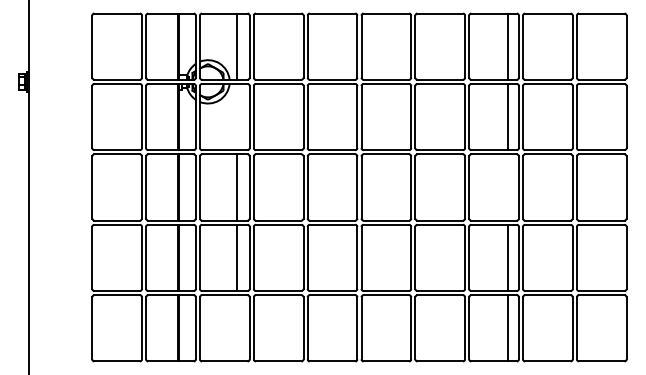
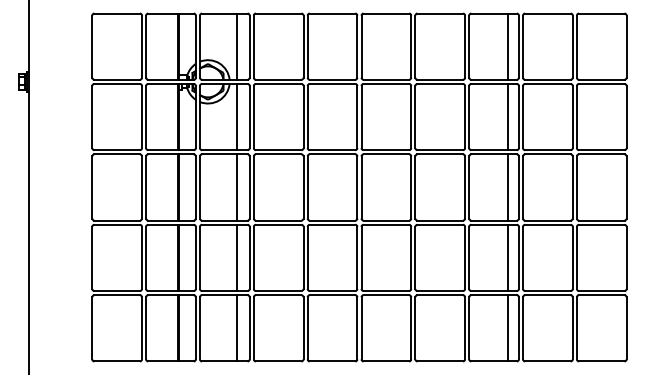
line: none -> present (237, 116)
line: none -> present (507, 187)
line: none -> present (237, 328)
